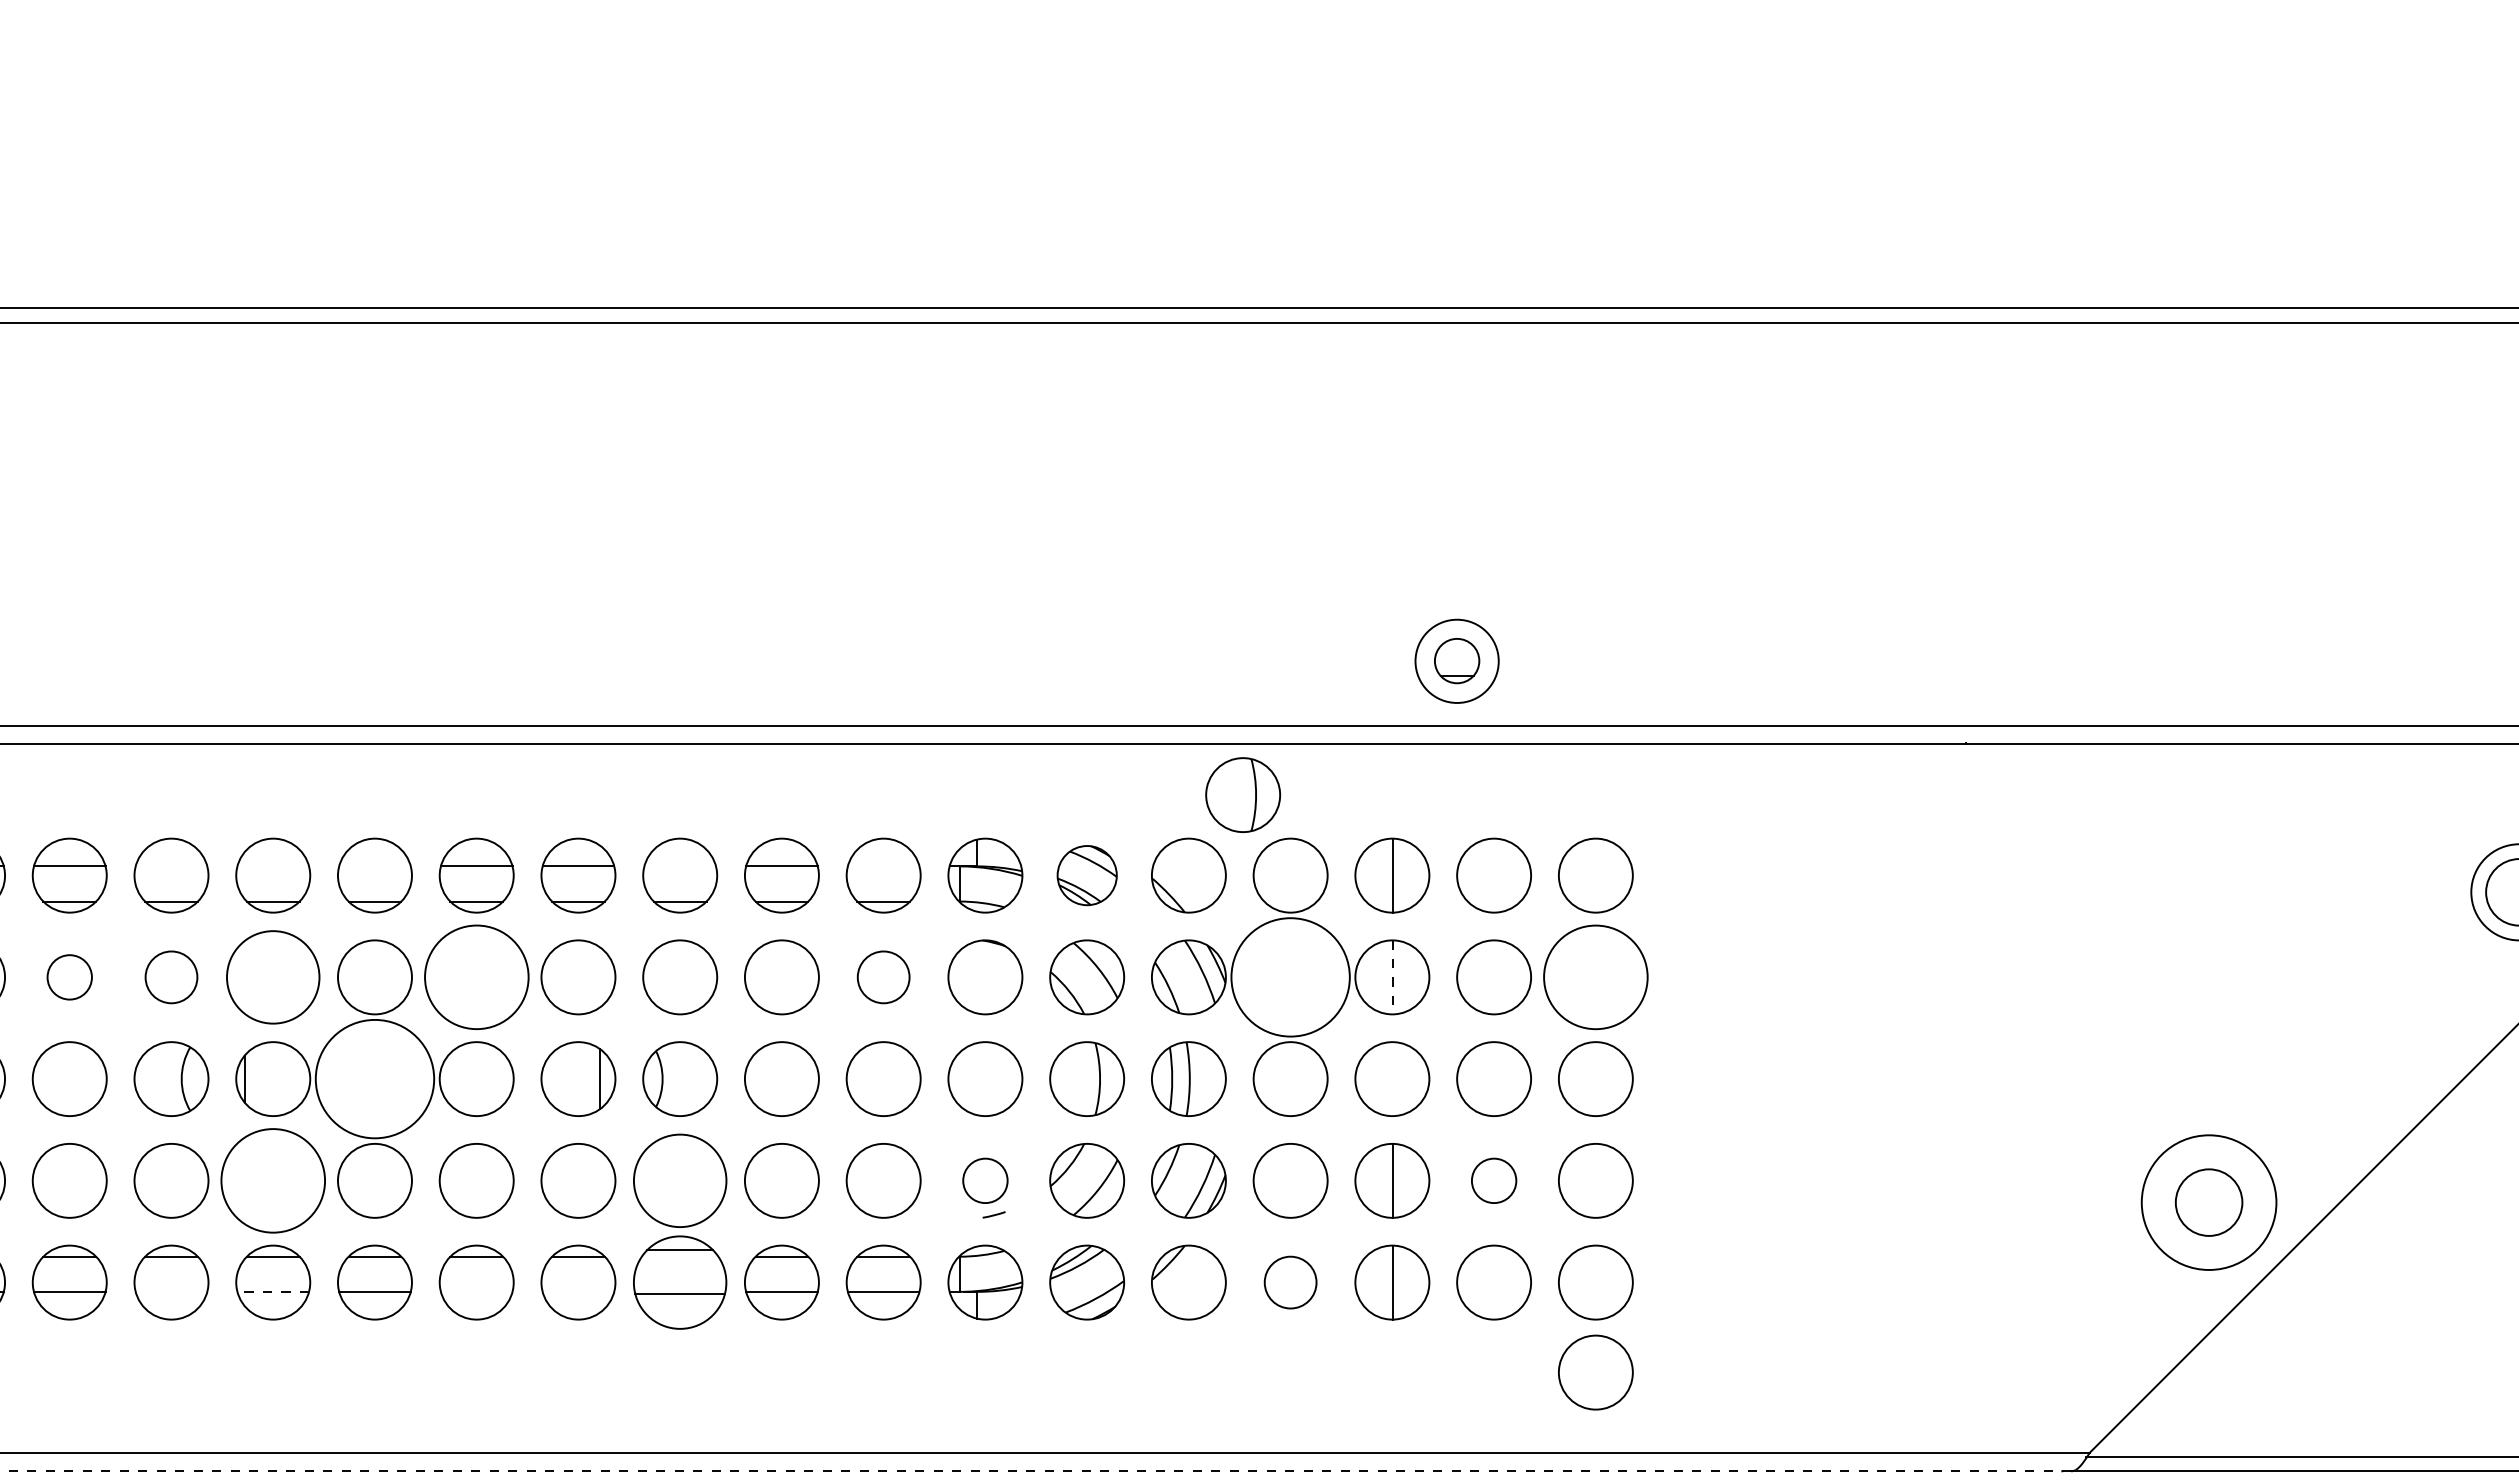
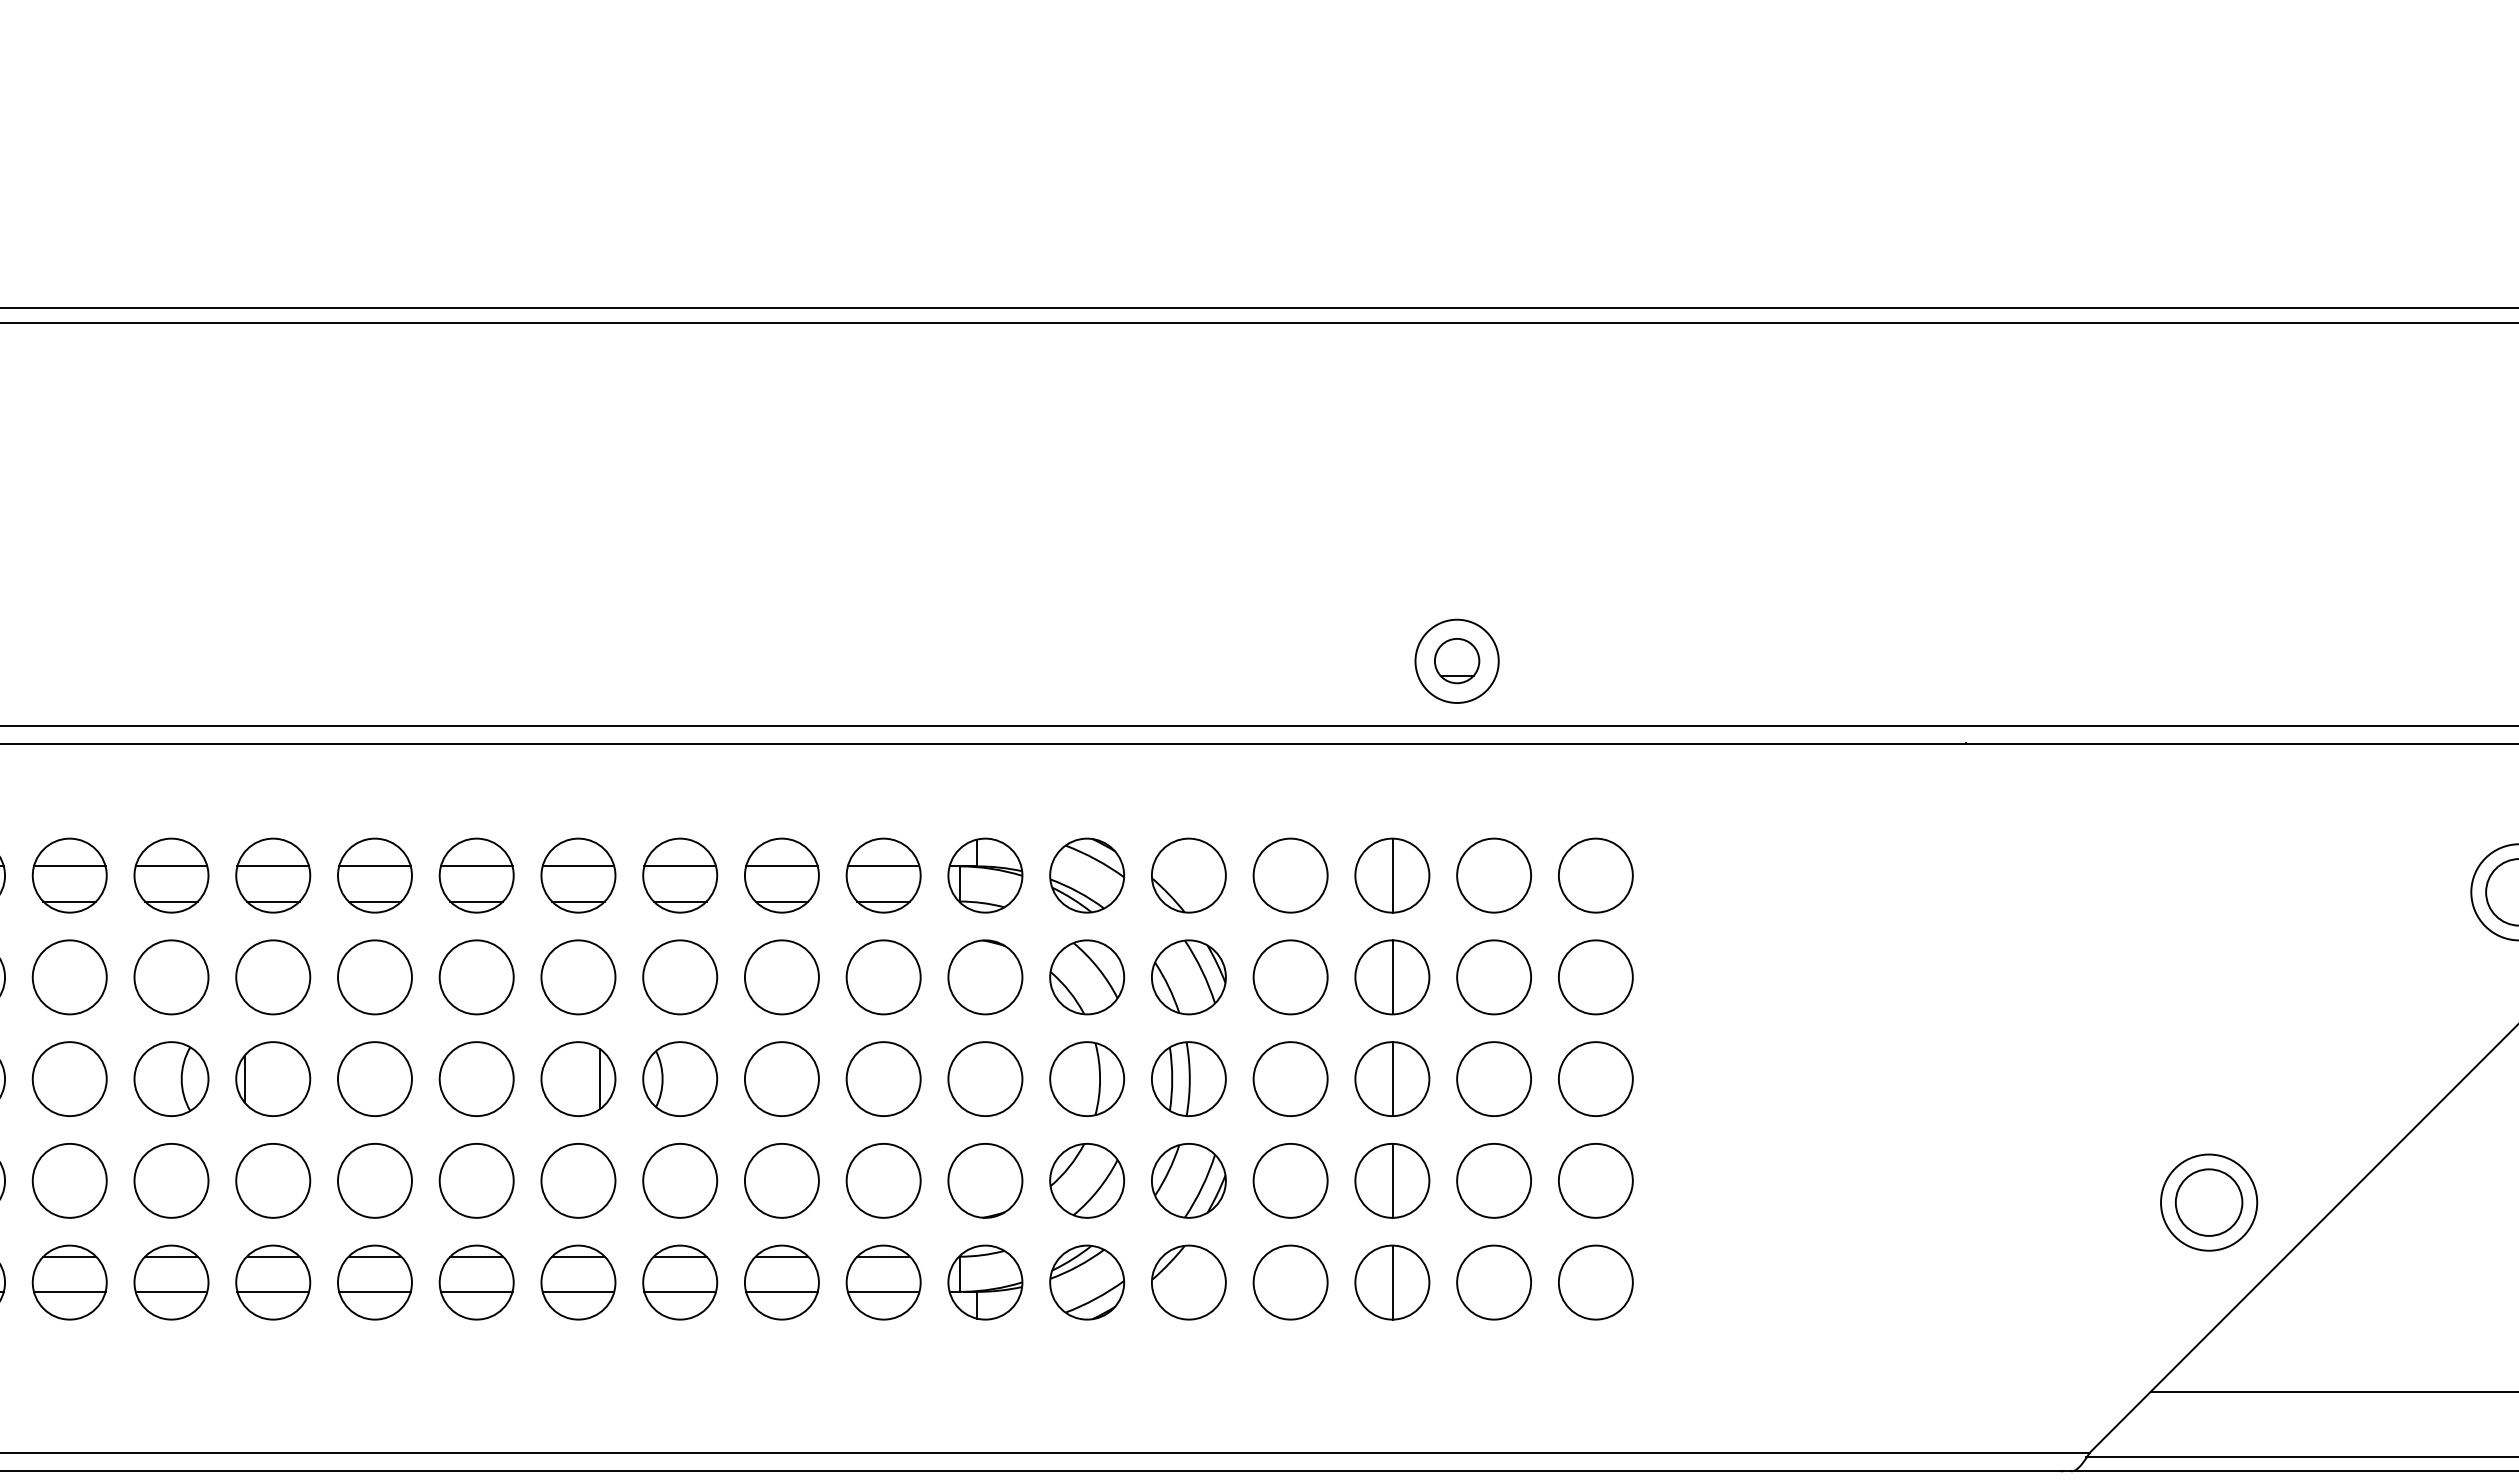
part: present -> none (1243, 794)
line: none -> present (171, 866)
line: none -> present (273, 866)
line: none -> present (374, 866)
line: none -> present (679, 866)
line: none -> present (883, 866)
part size: 62x62 px -> 77x77 px (1087, 875)
circle size: 106x106 px -> 77x77 px (476, 977)
circle diameter: 44 px -> 74 px (69, 977)
circle diameter: 52 px -> 74 px (171, 977)
circle diameter: 92 px -> 74 px (273, 977)
circle diameter: 52 px -> 74 px (883, 977)
circle diameter: 118 px -> 74 px (1290, 977)
line: dashed -> solid (1393, 977)
circle diameter: 104 px -> 74 px (1595, 977)
circle diameter: 118 px -> 74 px (374, 1079)
line: none -> present (1393, 1079)
circle diameter: 104 px -> 74 px (273, 1180)
circle diameter: 92 px -> 74 px (680, 1180)
circle diameter: 44 px -> 74 px (985, 1180)
circle diameter: 44 px -> 74 px (1494, 1180)
circle diameter: 135 px -> 96 px (2209, 1202)
part size: 95x95 px -> 77x77 px (680, 1282)
circle diameter: 52 px -> 74 px (1290, 1282)
line: none -> present (171, 1291)
line: dashed -> solid (273, 1291)
line: none -> present (476, 1291)
line: none -> present (578, 1291)
circle: present -> none (1595, 1372)
line: none -> present (2332, 1391)
line: dashed -> solid (1035, 1471)
